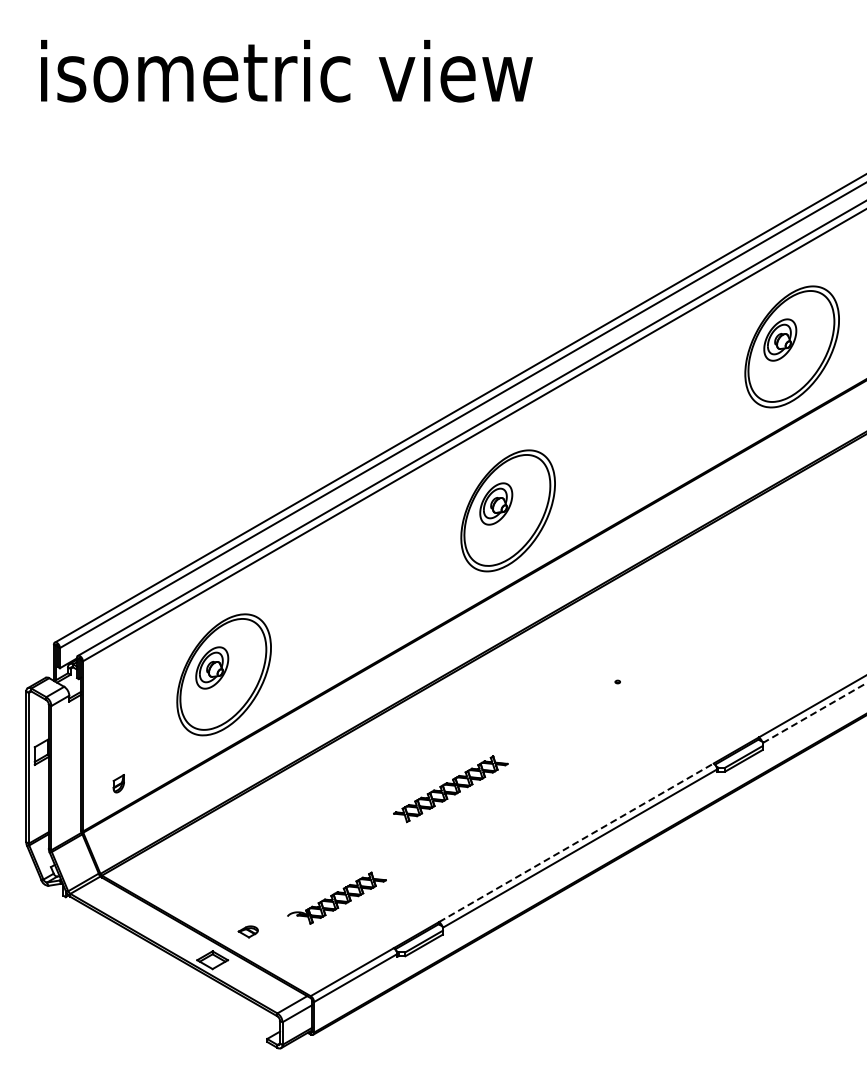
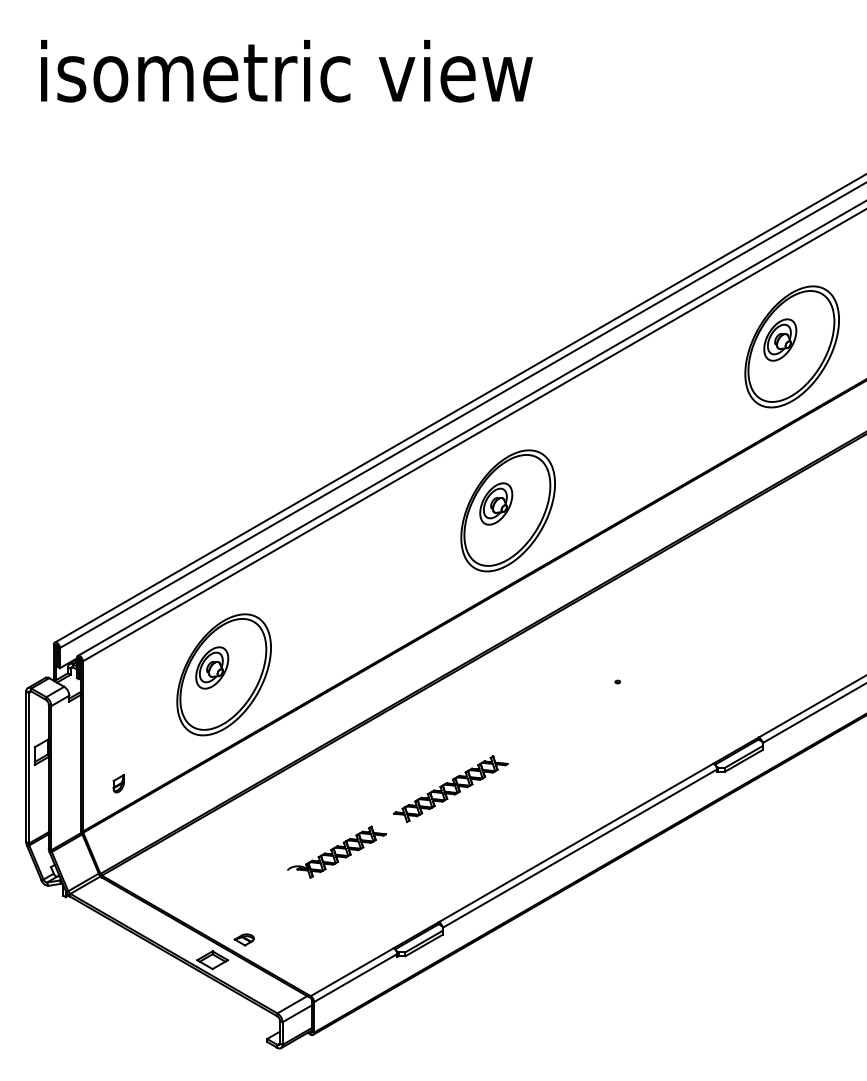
line: dashed -> solid (814, 713)
line: dashed -> solid (576, 842)
part position: (336, 897) -> (336, 851) (336, 851)
part position: (247, 931) -> (243, 939) (243, 939)
